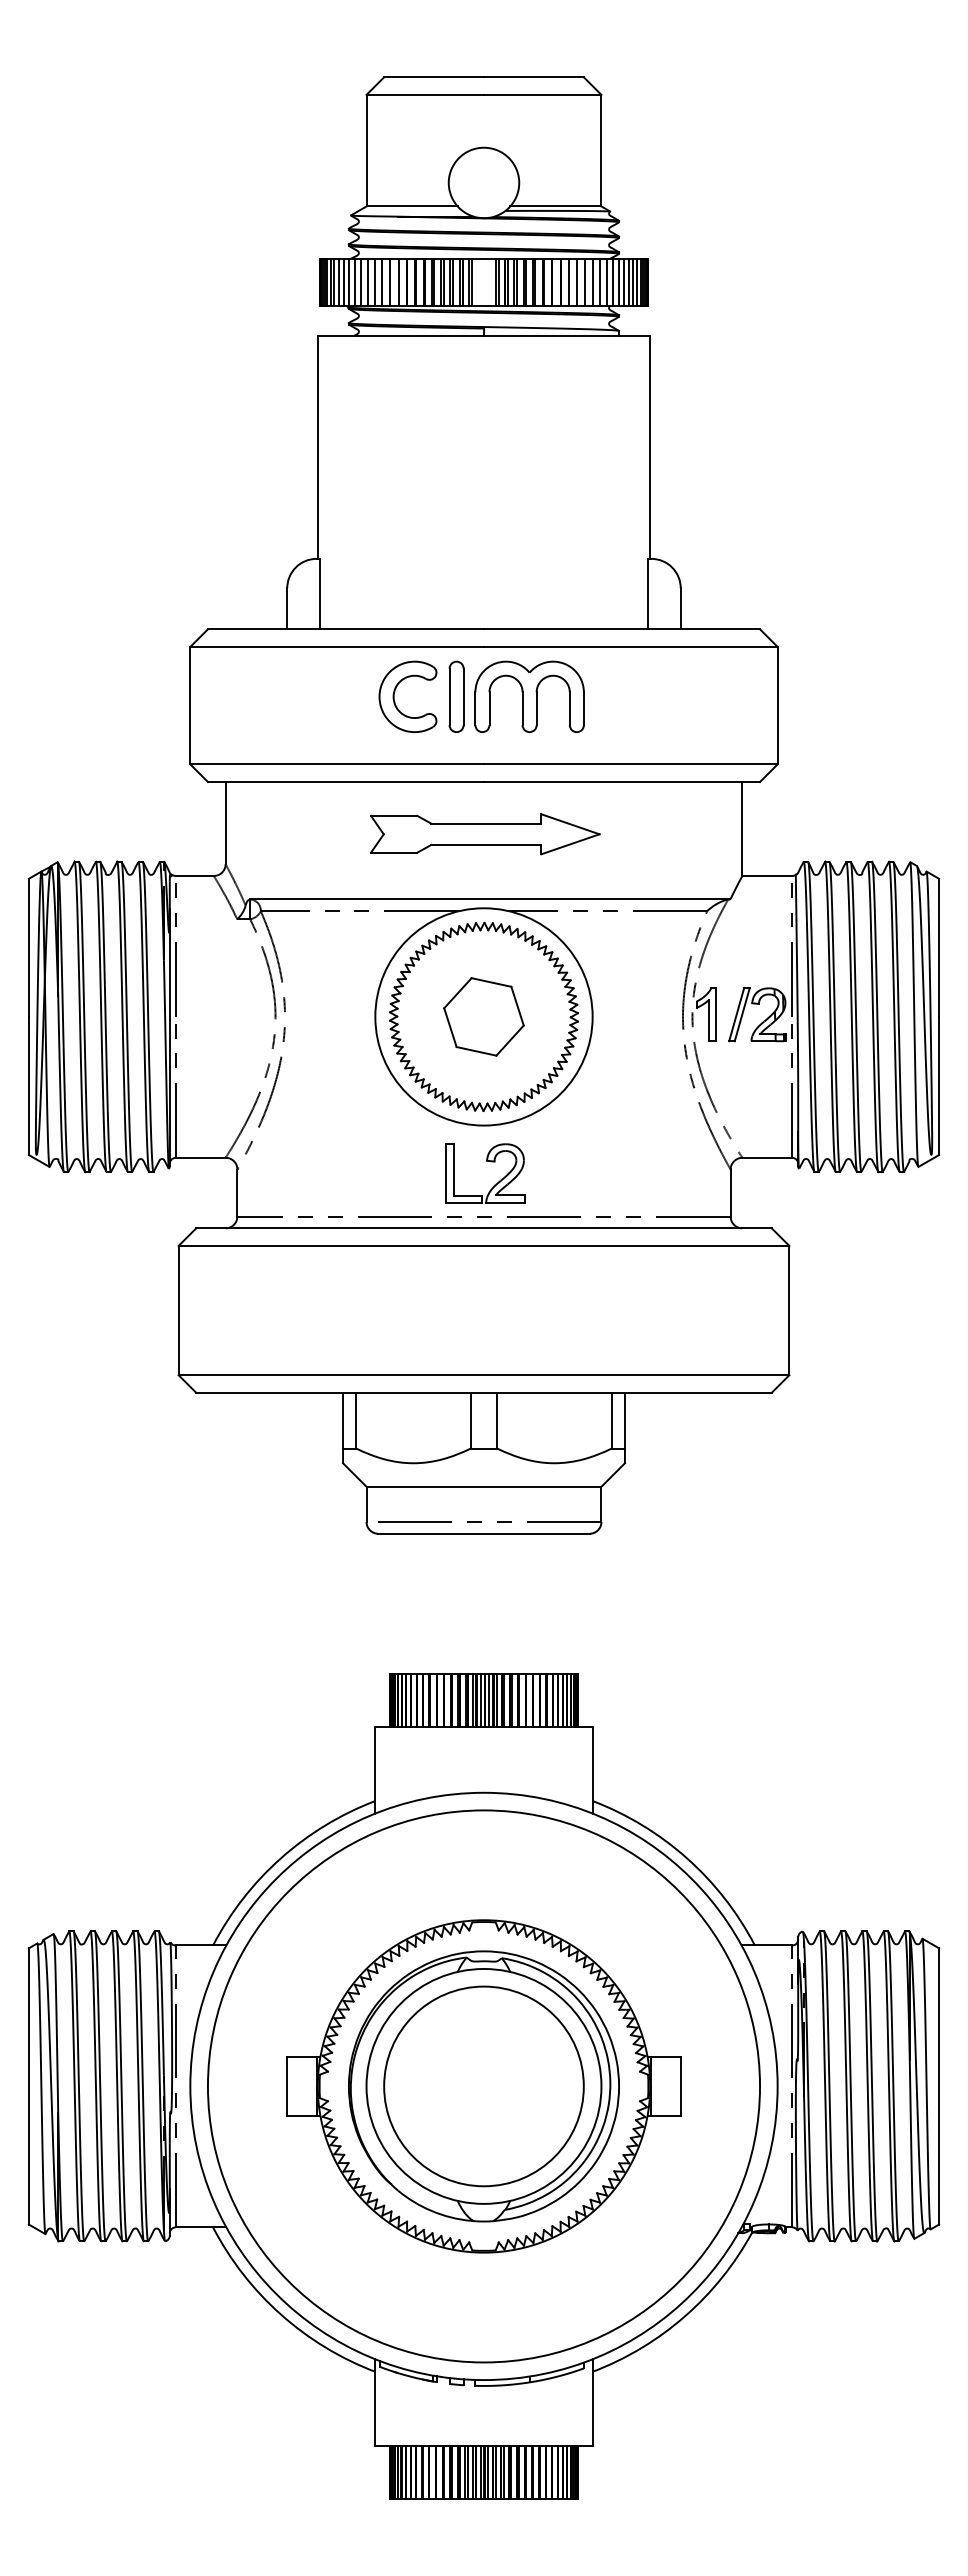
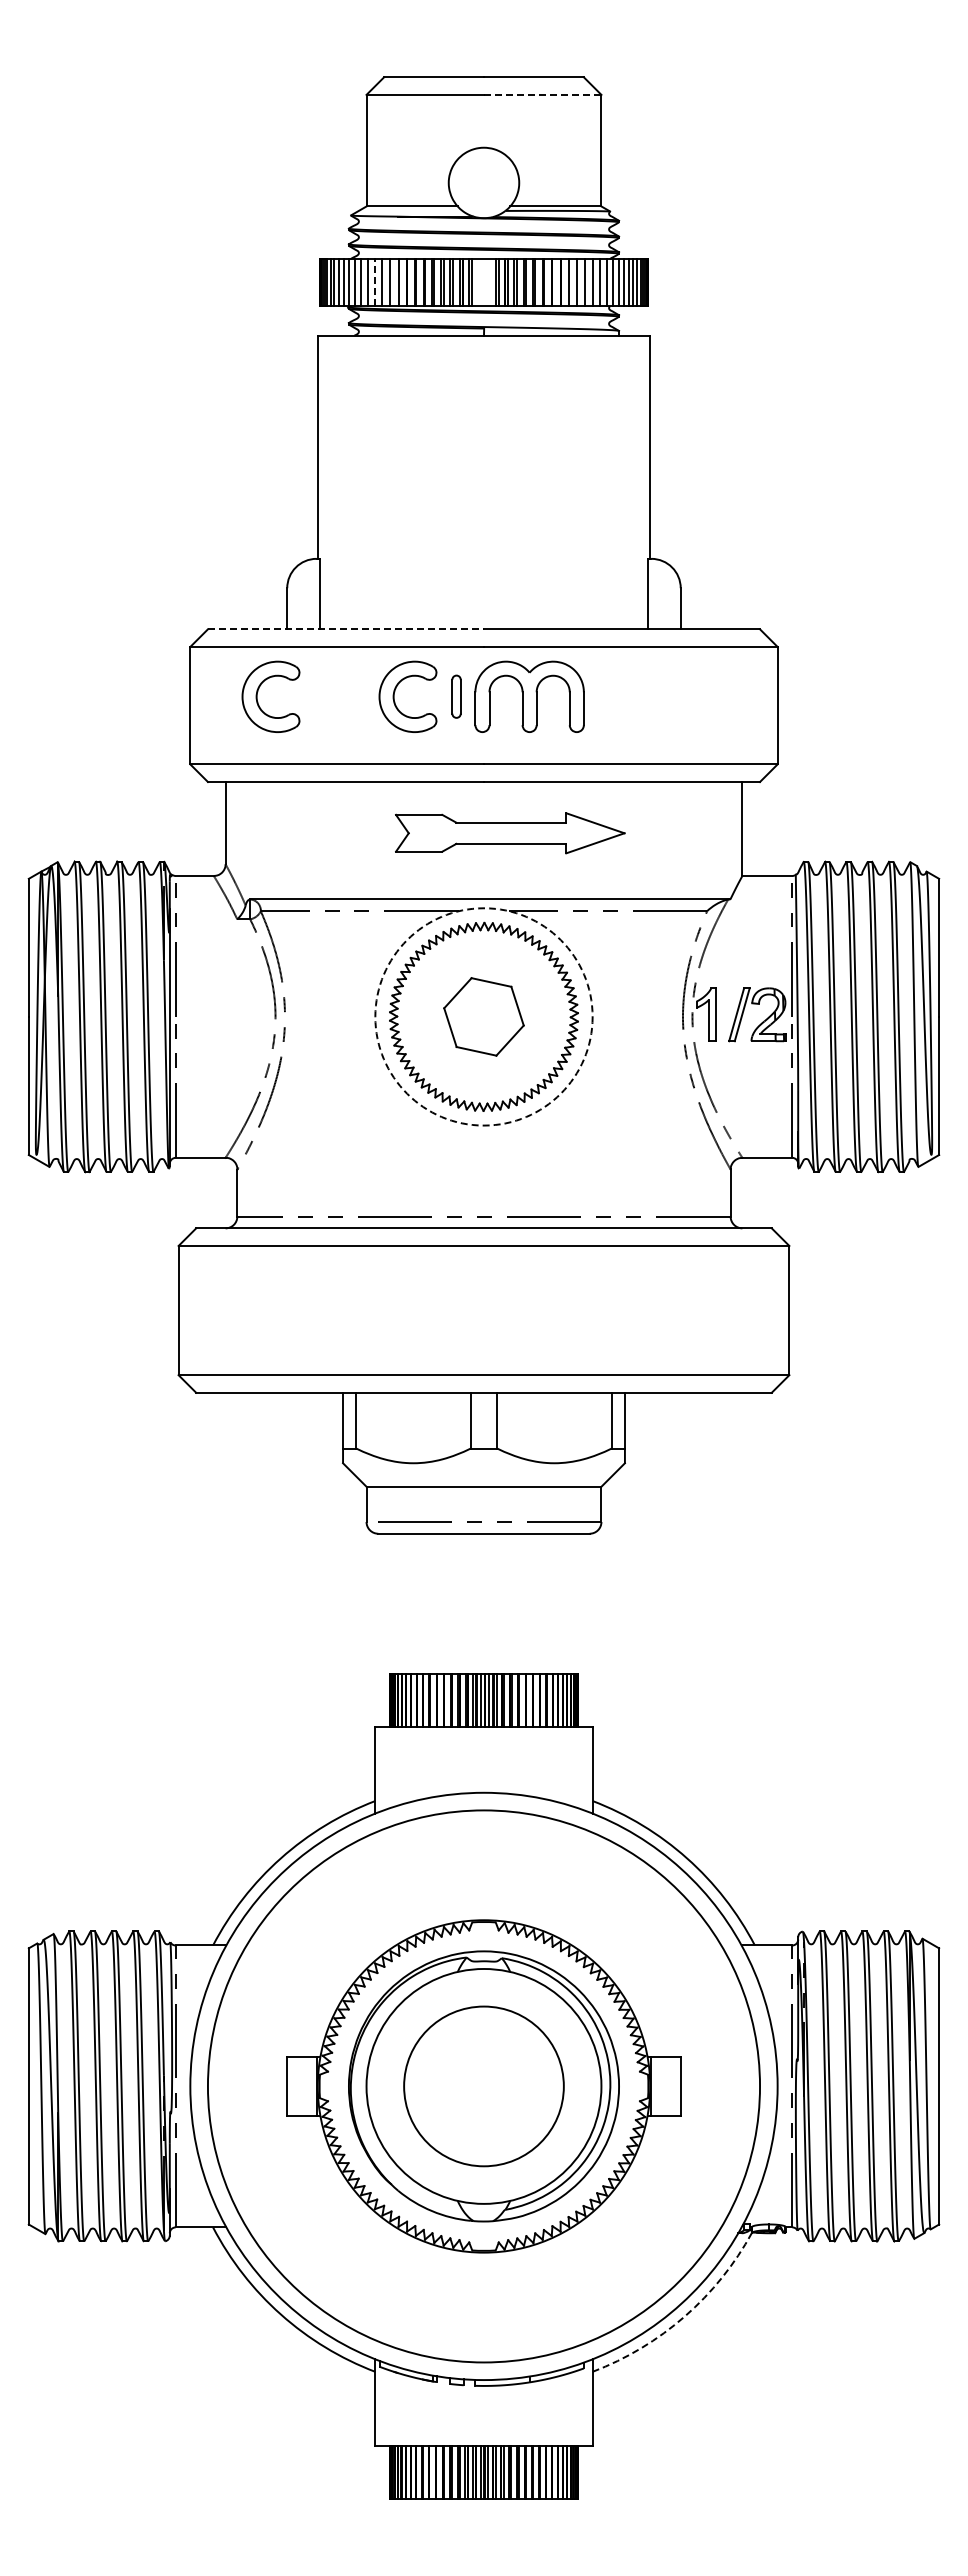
line: solid -> dashed (542, 94)
line: solid -> dashed (374, 282)
line: solid -> dashed (346, 629)
part: none -> present (258, 691)
part size: 17x73 px -> 11x45 px (456, 696)
part position: (485, 834) -> (510, 833) (510, 833)
circle: solid -> dashed (483, 1016)
part: present -> none (486, 1161)
circle diameter: 200 px -> 160 px (483, 2086)
arc: solid -> dashed (684, 2316)
